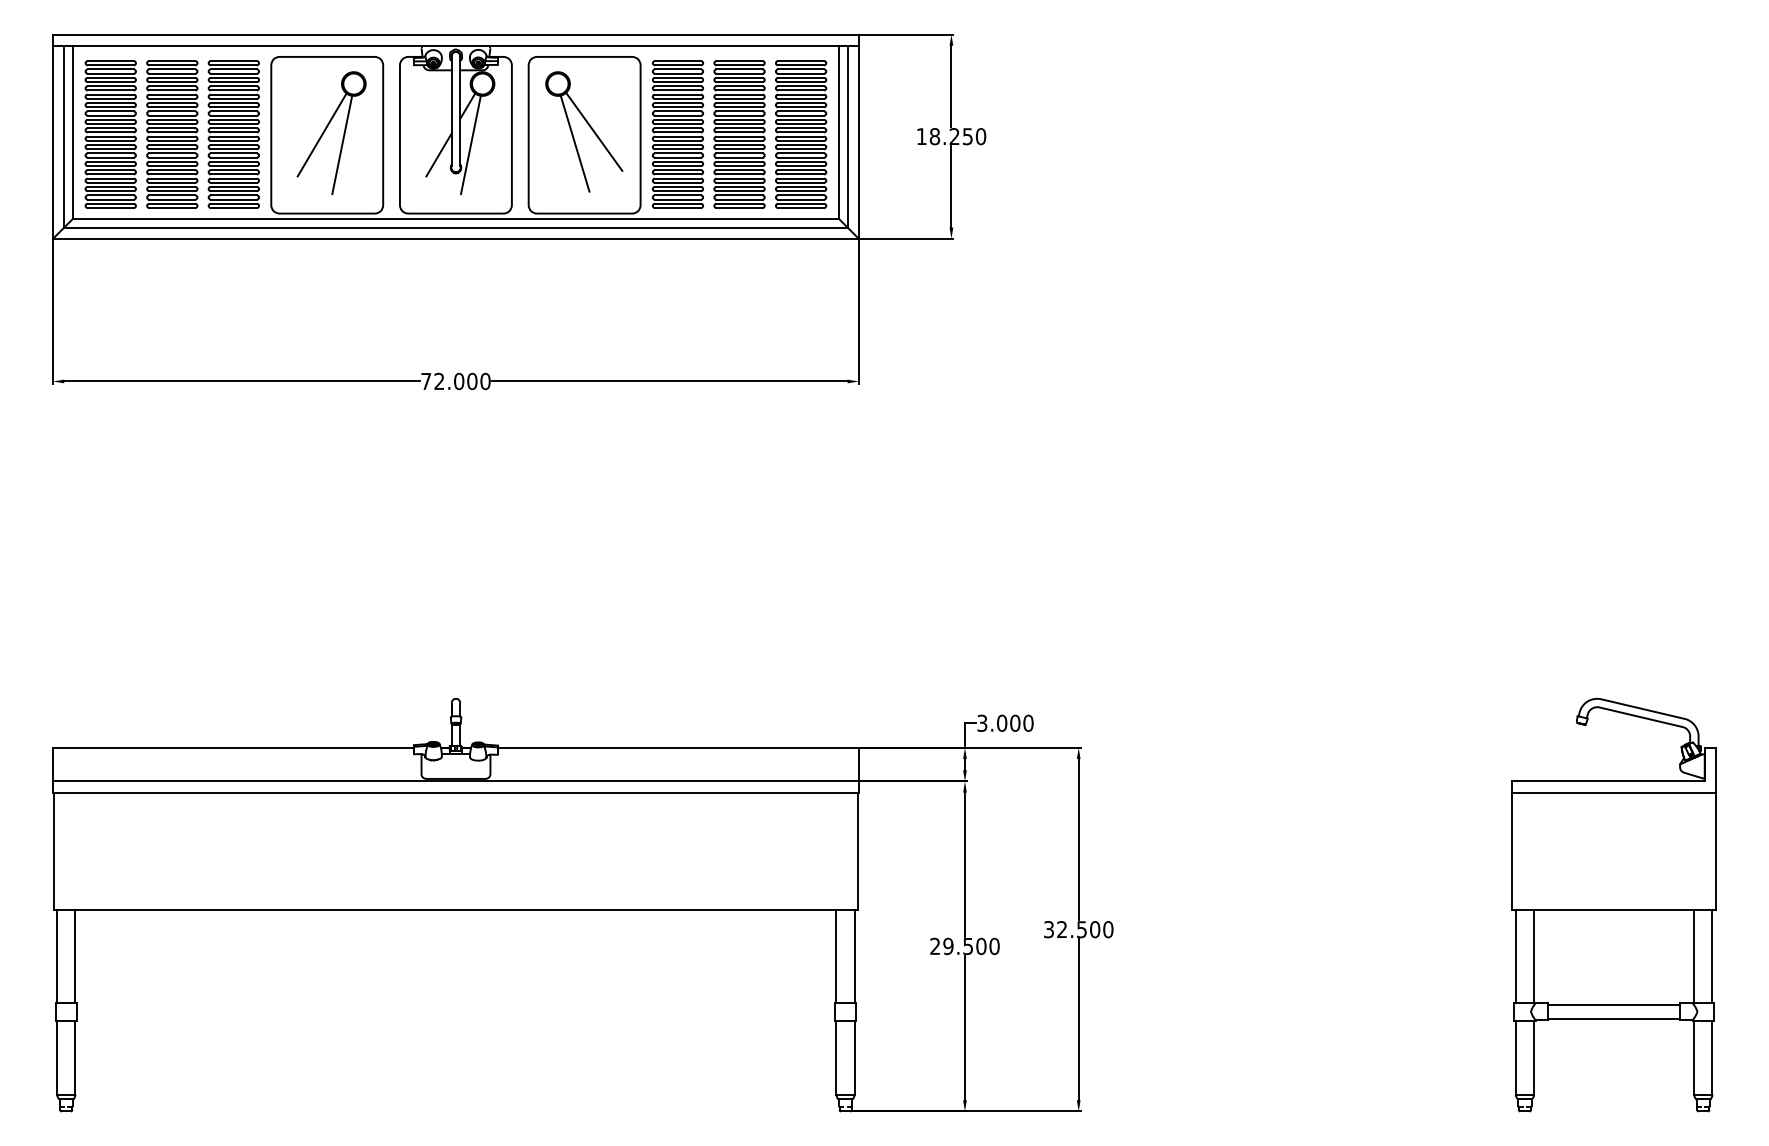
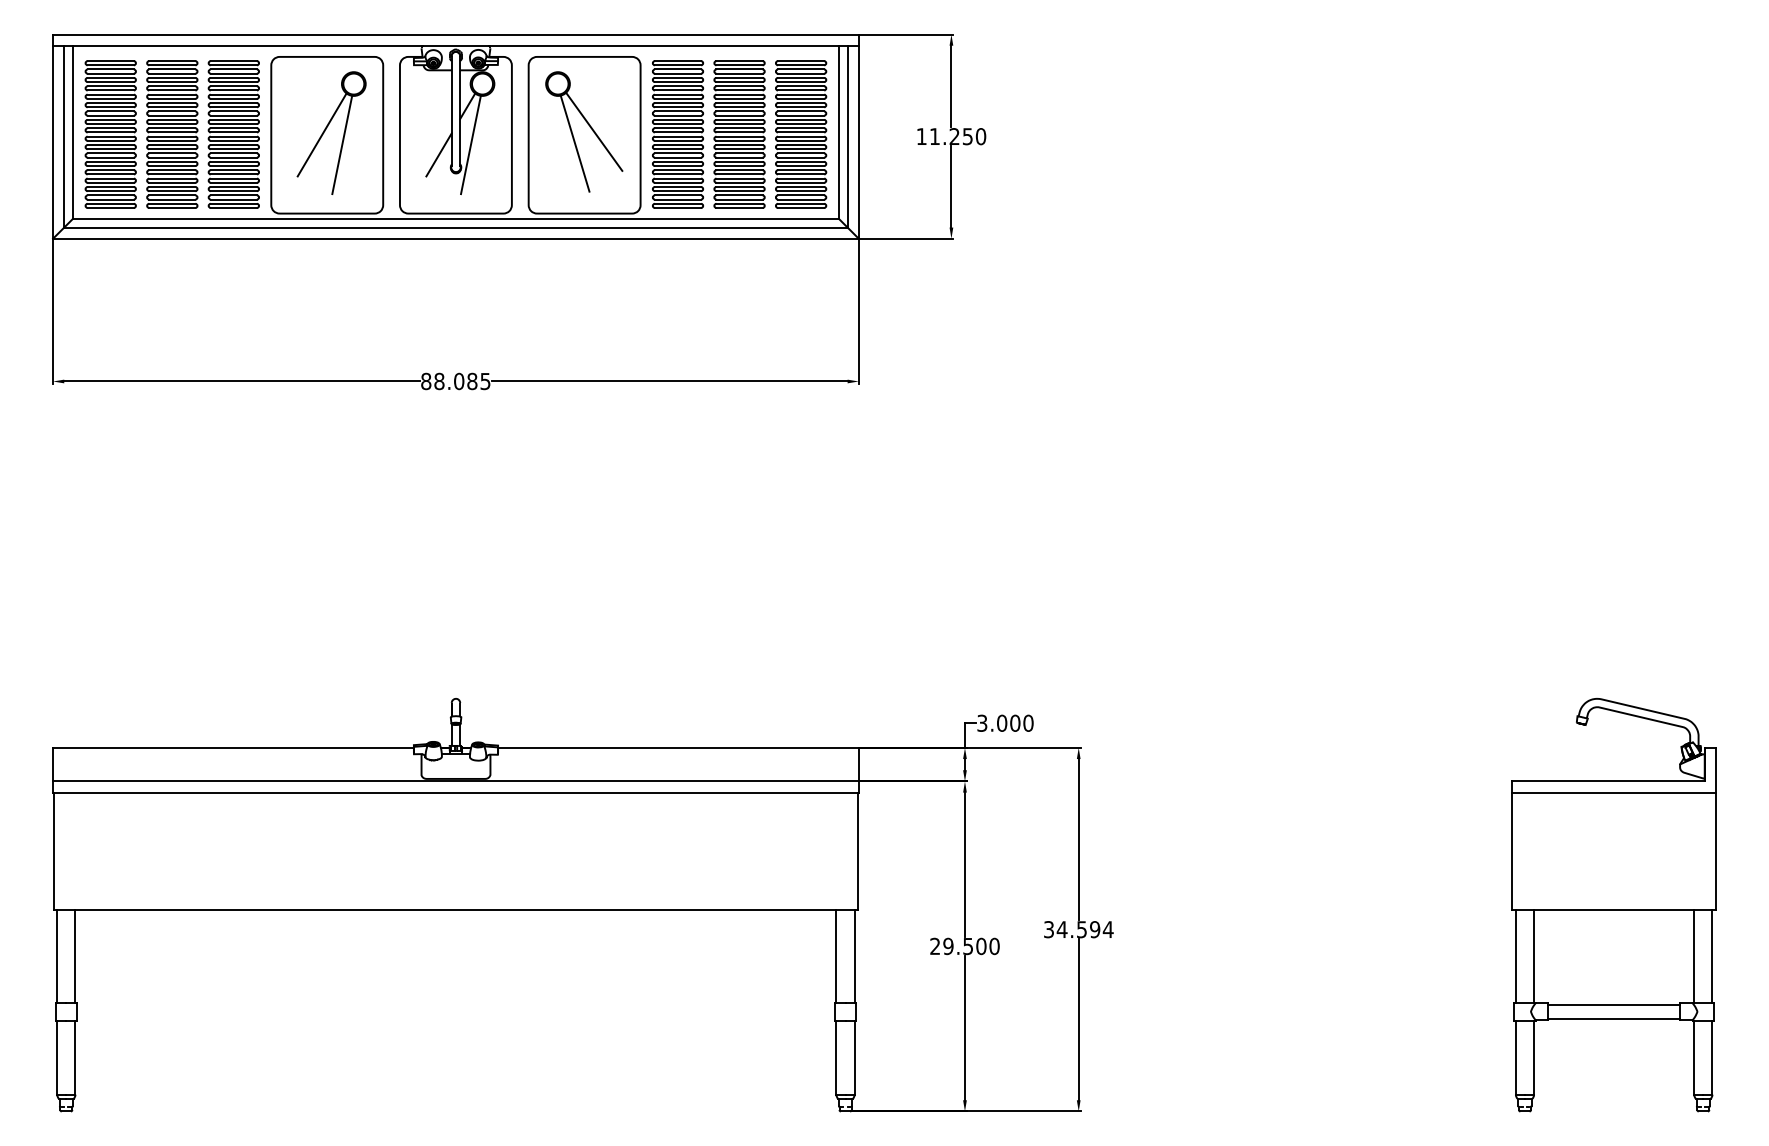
text: 18.250 -> 11.250 (934, 136)
text: 72.000 -> 88.085 (455, 381)
text: 32.500 -> 34.594 (1084, 929)
